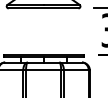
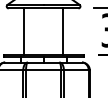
line: none -> present (23, 31)
line: none -> present (63, 31)
